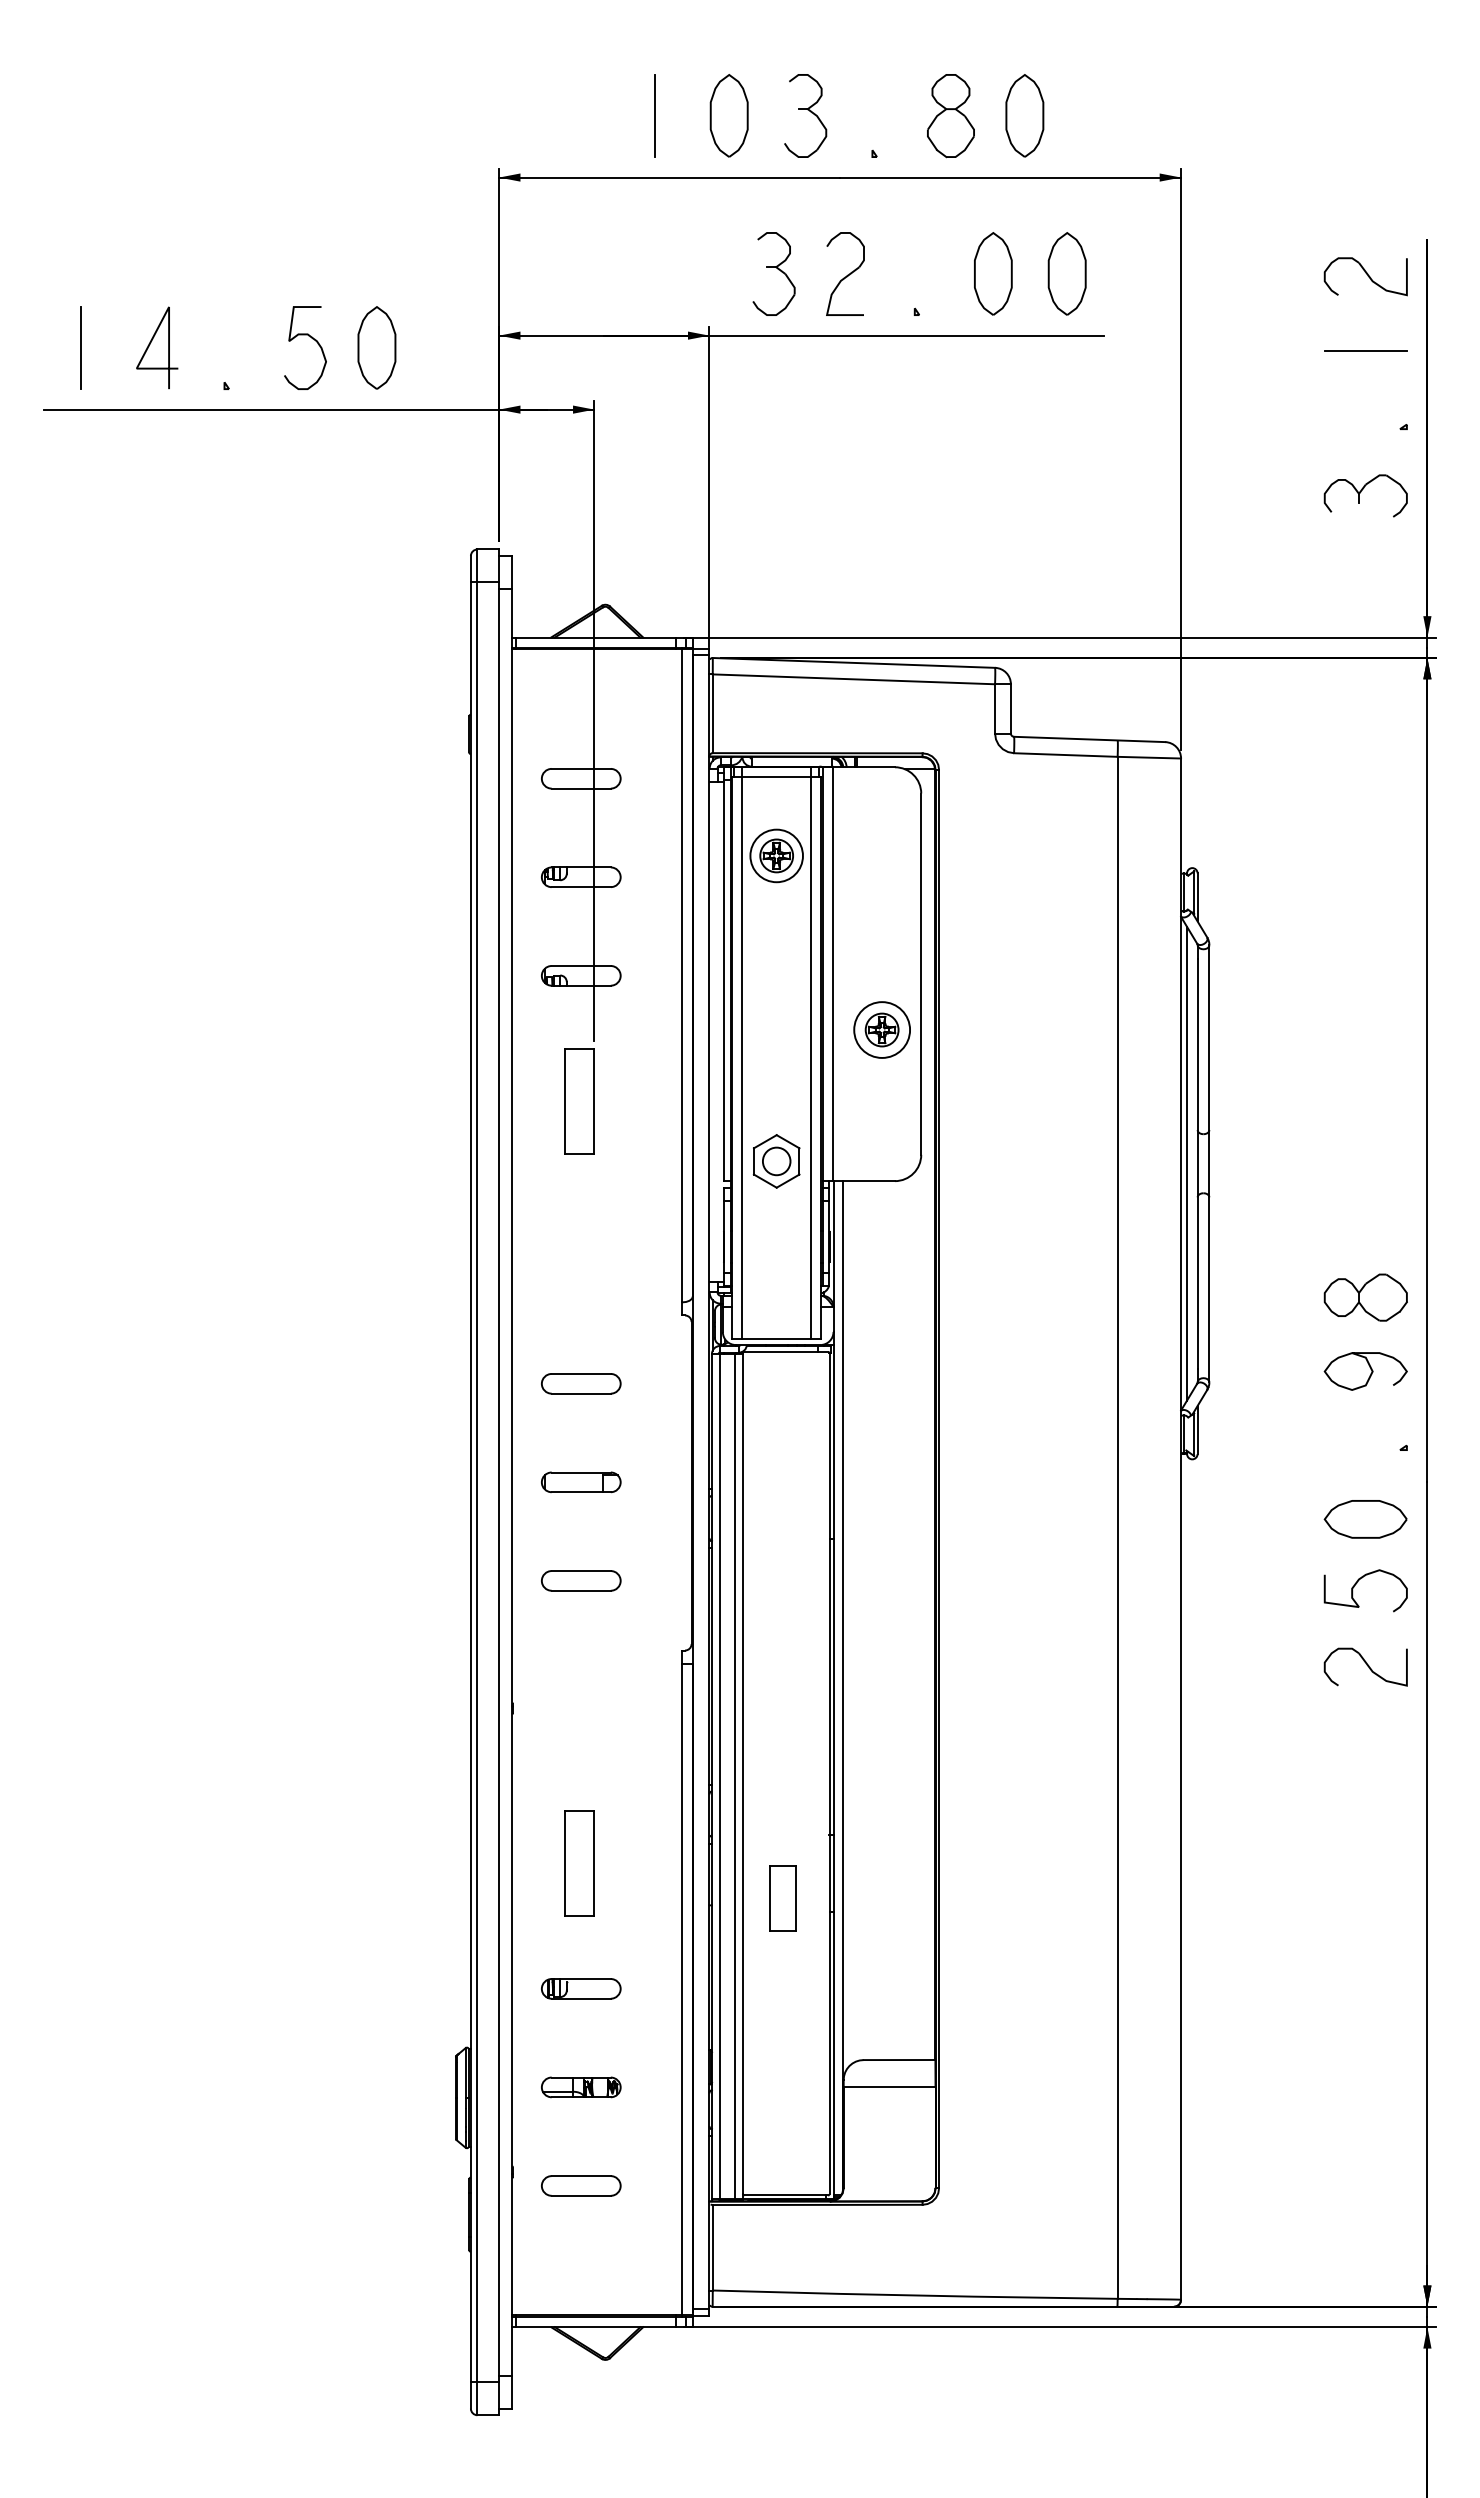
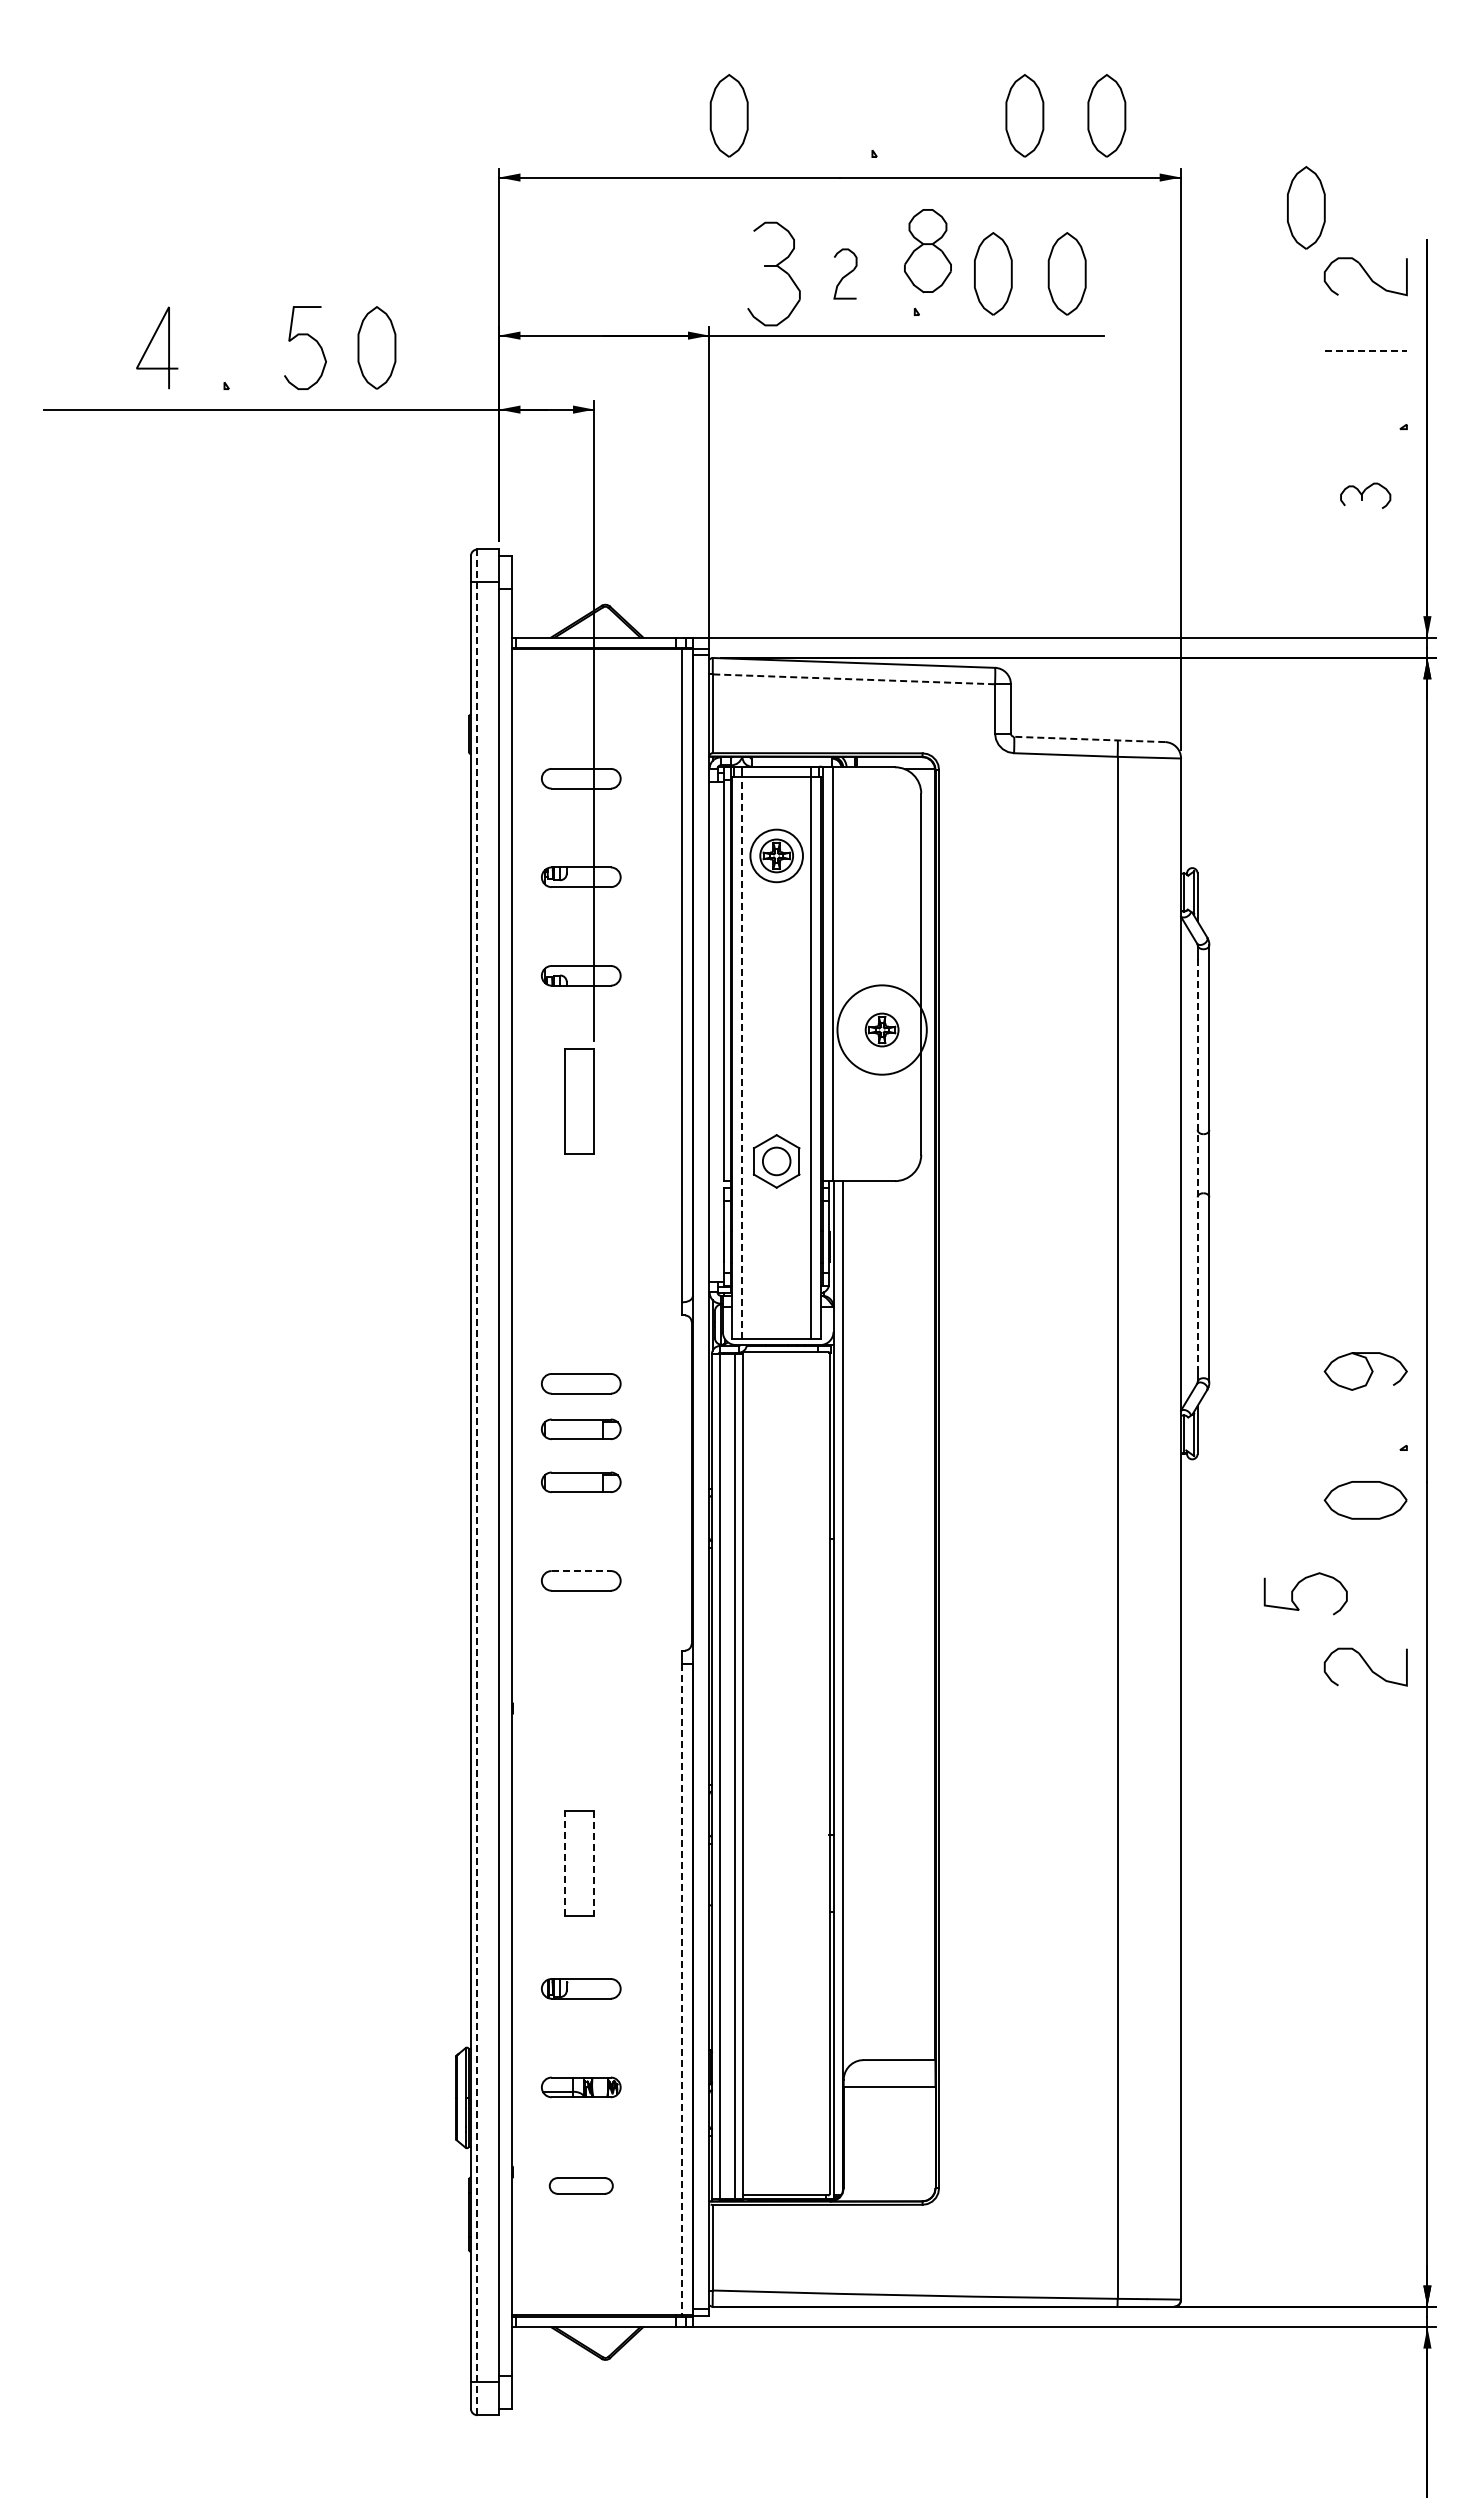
line: present -> none (655, 115)
part: present -> none (805, 115)
part: none -> present (1106, 115)
part position: (950, 116) -> (927, 251) (927, 251)
part: none -> present (1306, 207)
part size: 44x84 px -> 54x106 px (773, 273)
part size: 39x84 px -> 25x52 px (845, 273)
line: present -> none (81, 348)
line: solid -> dashed (1366, 350)
part size: 85x44 px -> 52x27 px (1365, 495)
line: solid -> dashed (853, 679)
line: solid -> dashed (1089, 739)
circle diameter: 56 px -> 89 px (881, 1029)
line: solid -> dashed (742, 1057)
line: present -> none (1187, 1163)
line: solid -> dashed (1197, 1163)
part: present -> none (1365, 1297)
part: none -> present (581, 1429)
line: solid -> dashed (477, 1482)
part position: (1365, 1519) -> (1365, 1500) (1365, 1500)
line: solid -> dashed (581, 1571)
curve position: (1357, 1583) -> (1297, 1586) (1297, 1586)
line: solid -> dashed (564, 1863)
line: solid -> dashed (594, 1863)
part: present -> none (782, 1898)
line: solid -> dashed (682, 1989)
part size: 81x22 px -> 66x18 px (580, 2185)
